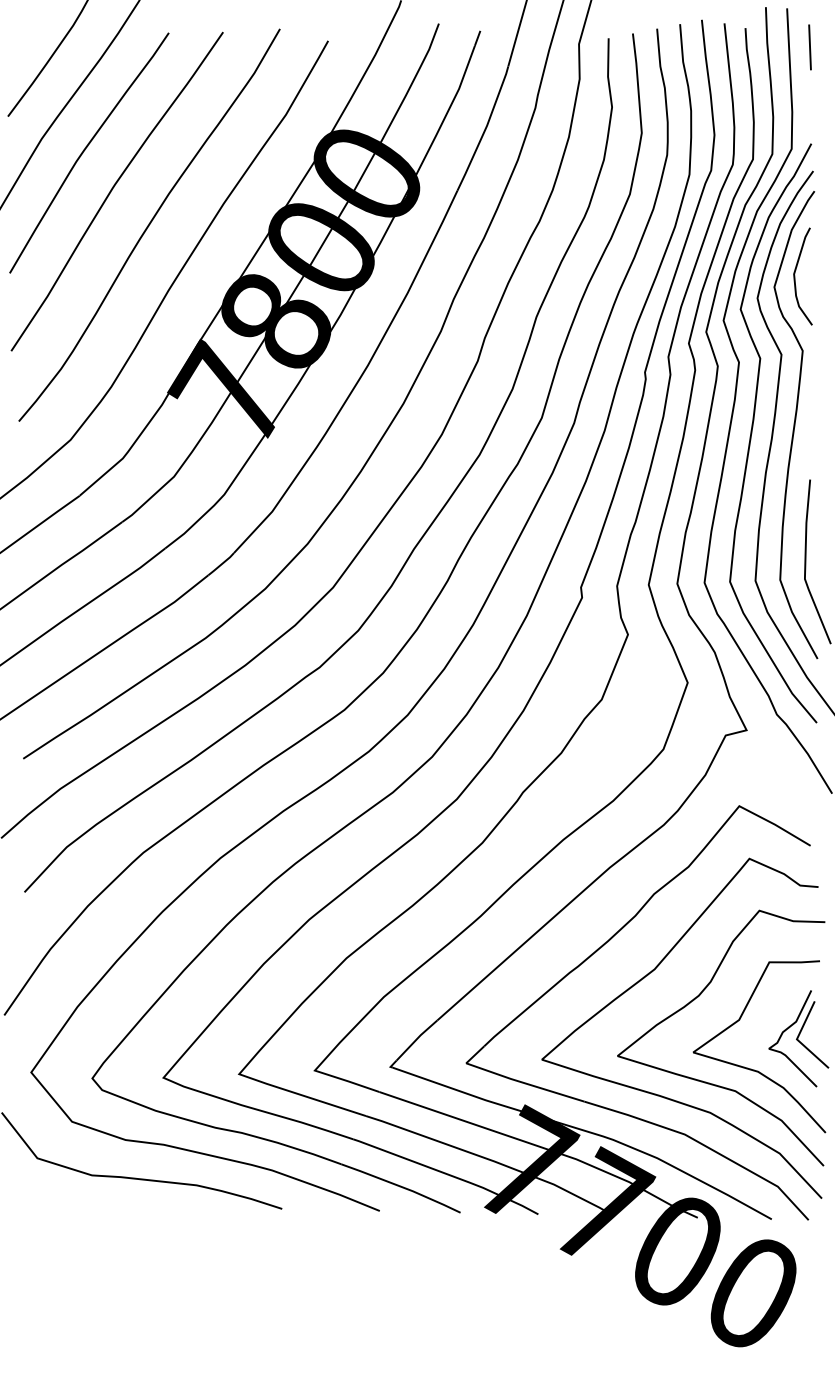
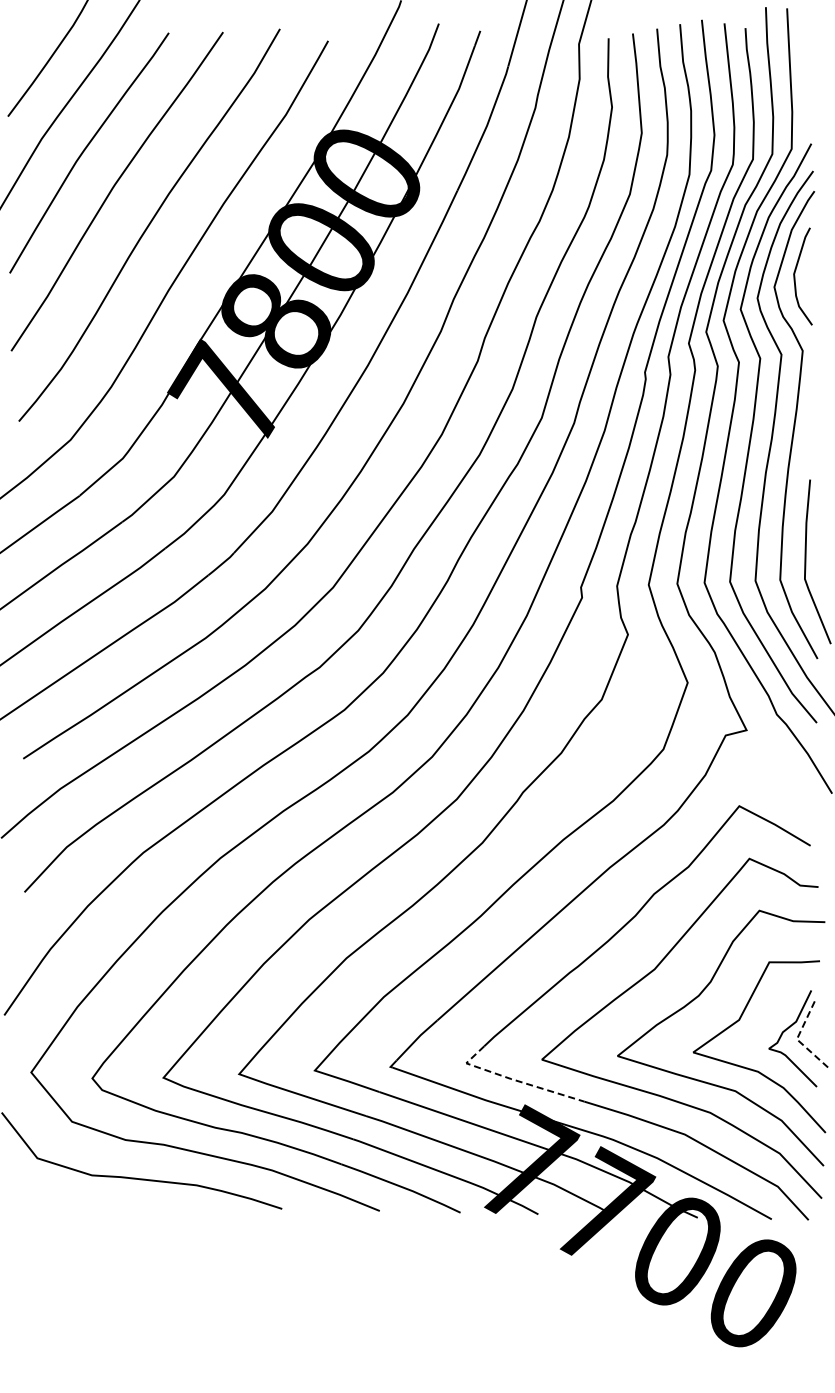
line: present -> none (809, 47)
line: solid -> dashed (796, 1039)
line: solid -> dashed (511, 1079)
